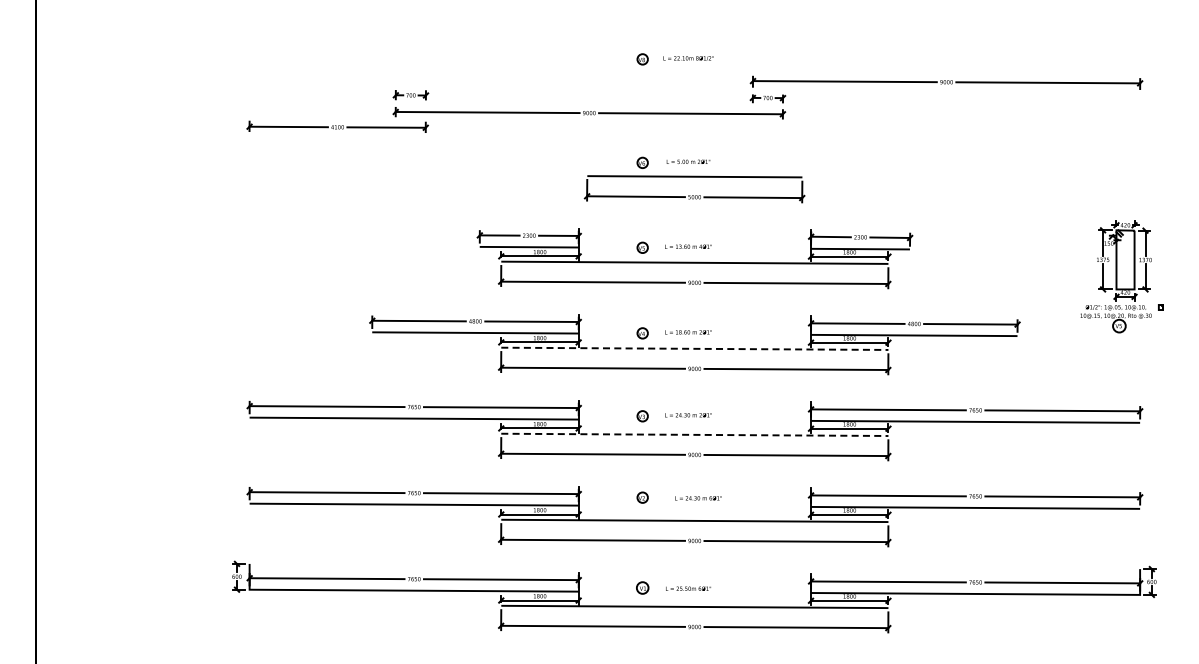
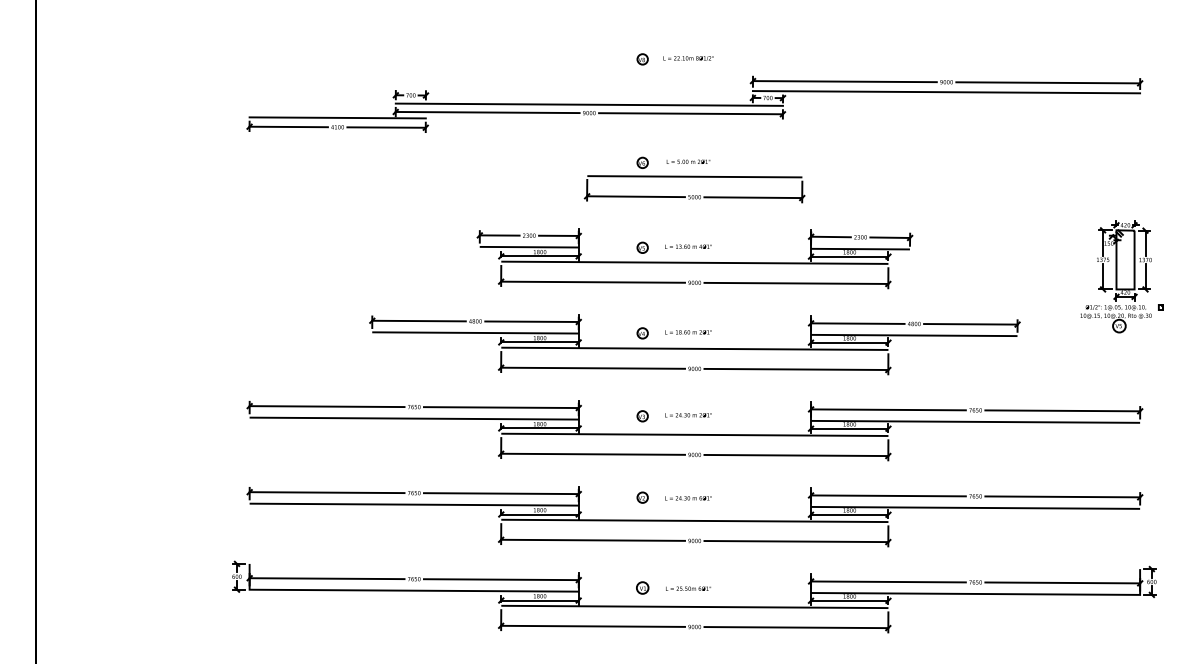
line: none -> present (946, 92)
line: none -> present (588, 104)
line: none -> present (337, 117)
line: dashed -> solid (694, 348)
line: dashed -> solid (694, 434)
text position: (698, 498) -> (688, 498) (688, 498)
